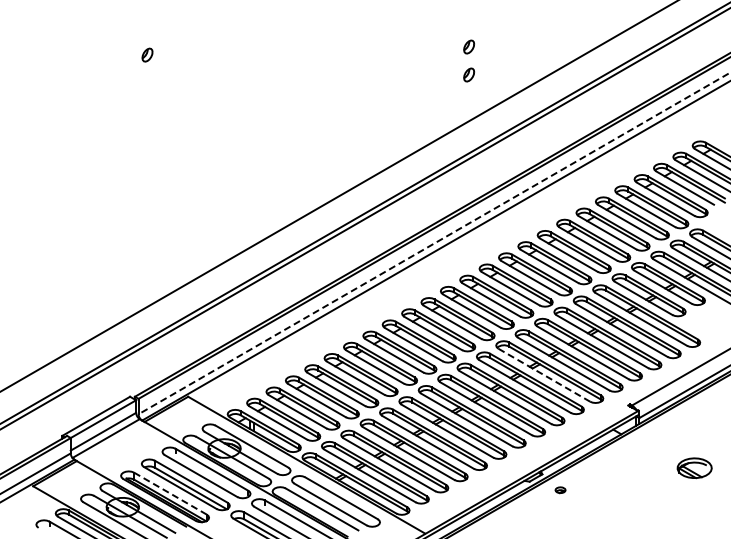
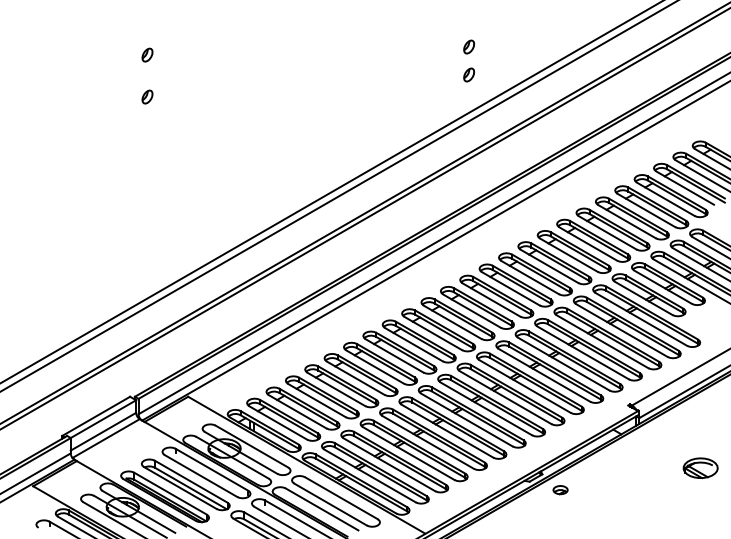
part: none -> present (147, 96)
line: none -> present (331, 192)
line: dashed -> solid (434, 243)
line: dashed -> solid (544, 375)
part position: (694, 468) -> (700, 468) (700, 468)
part size: 13x9 px -> 17x11 px (560, 490)
line: dashed -> solid (170, 493)
